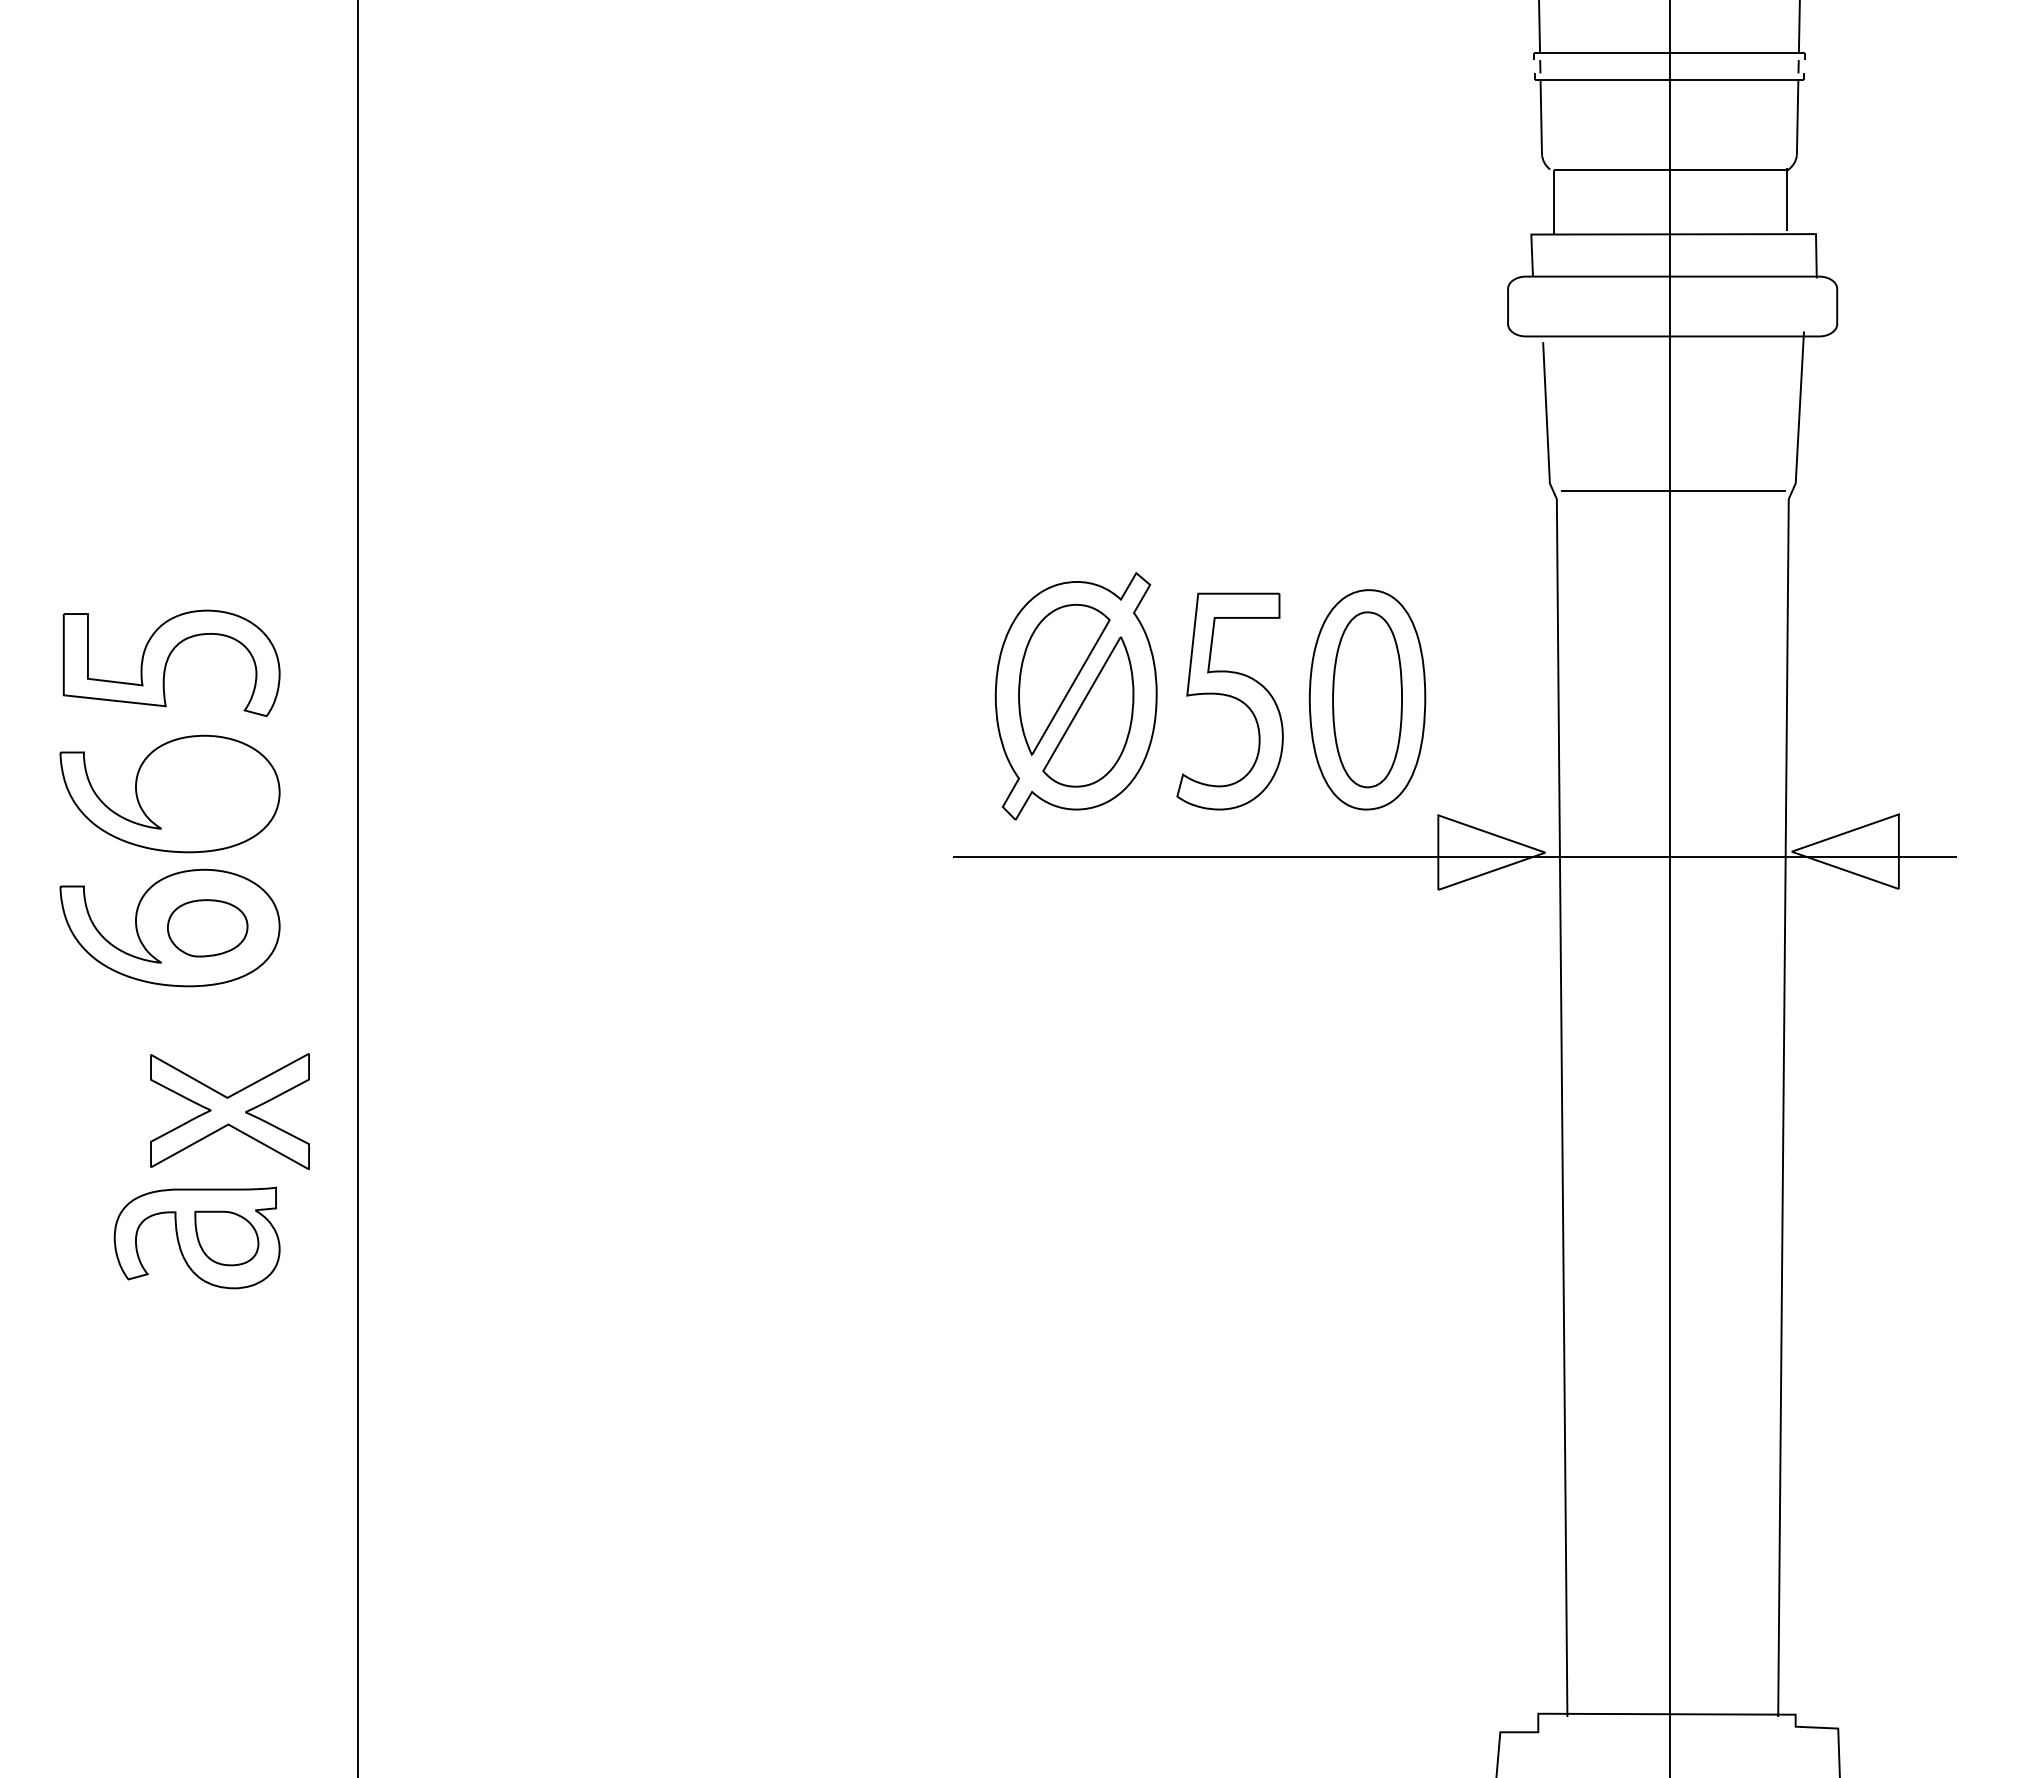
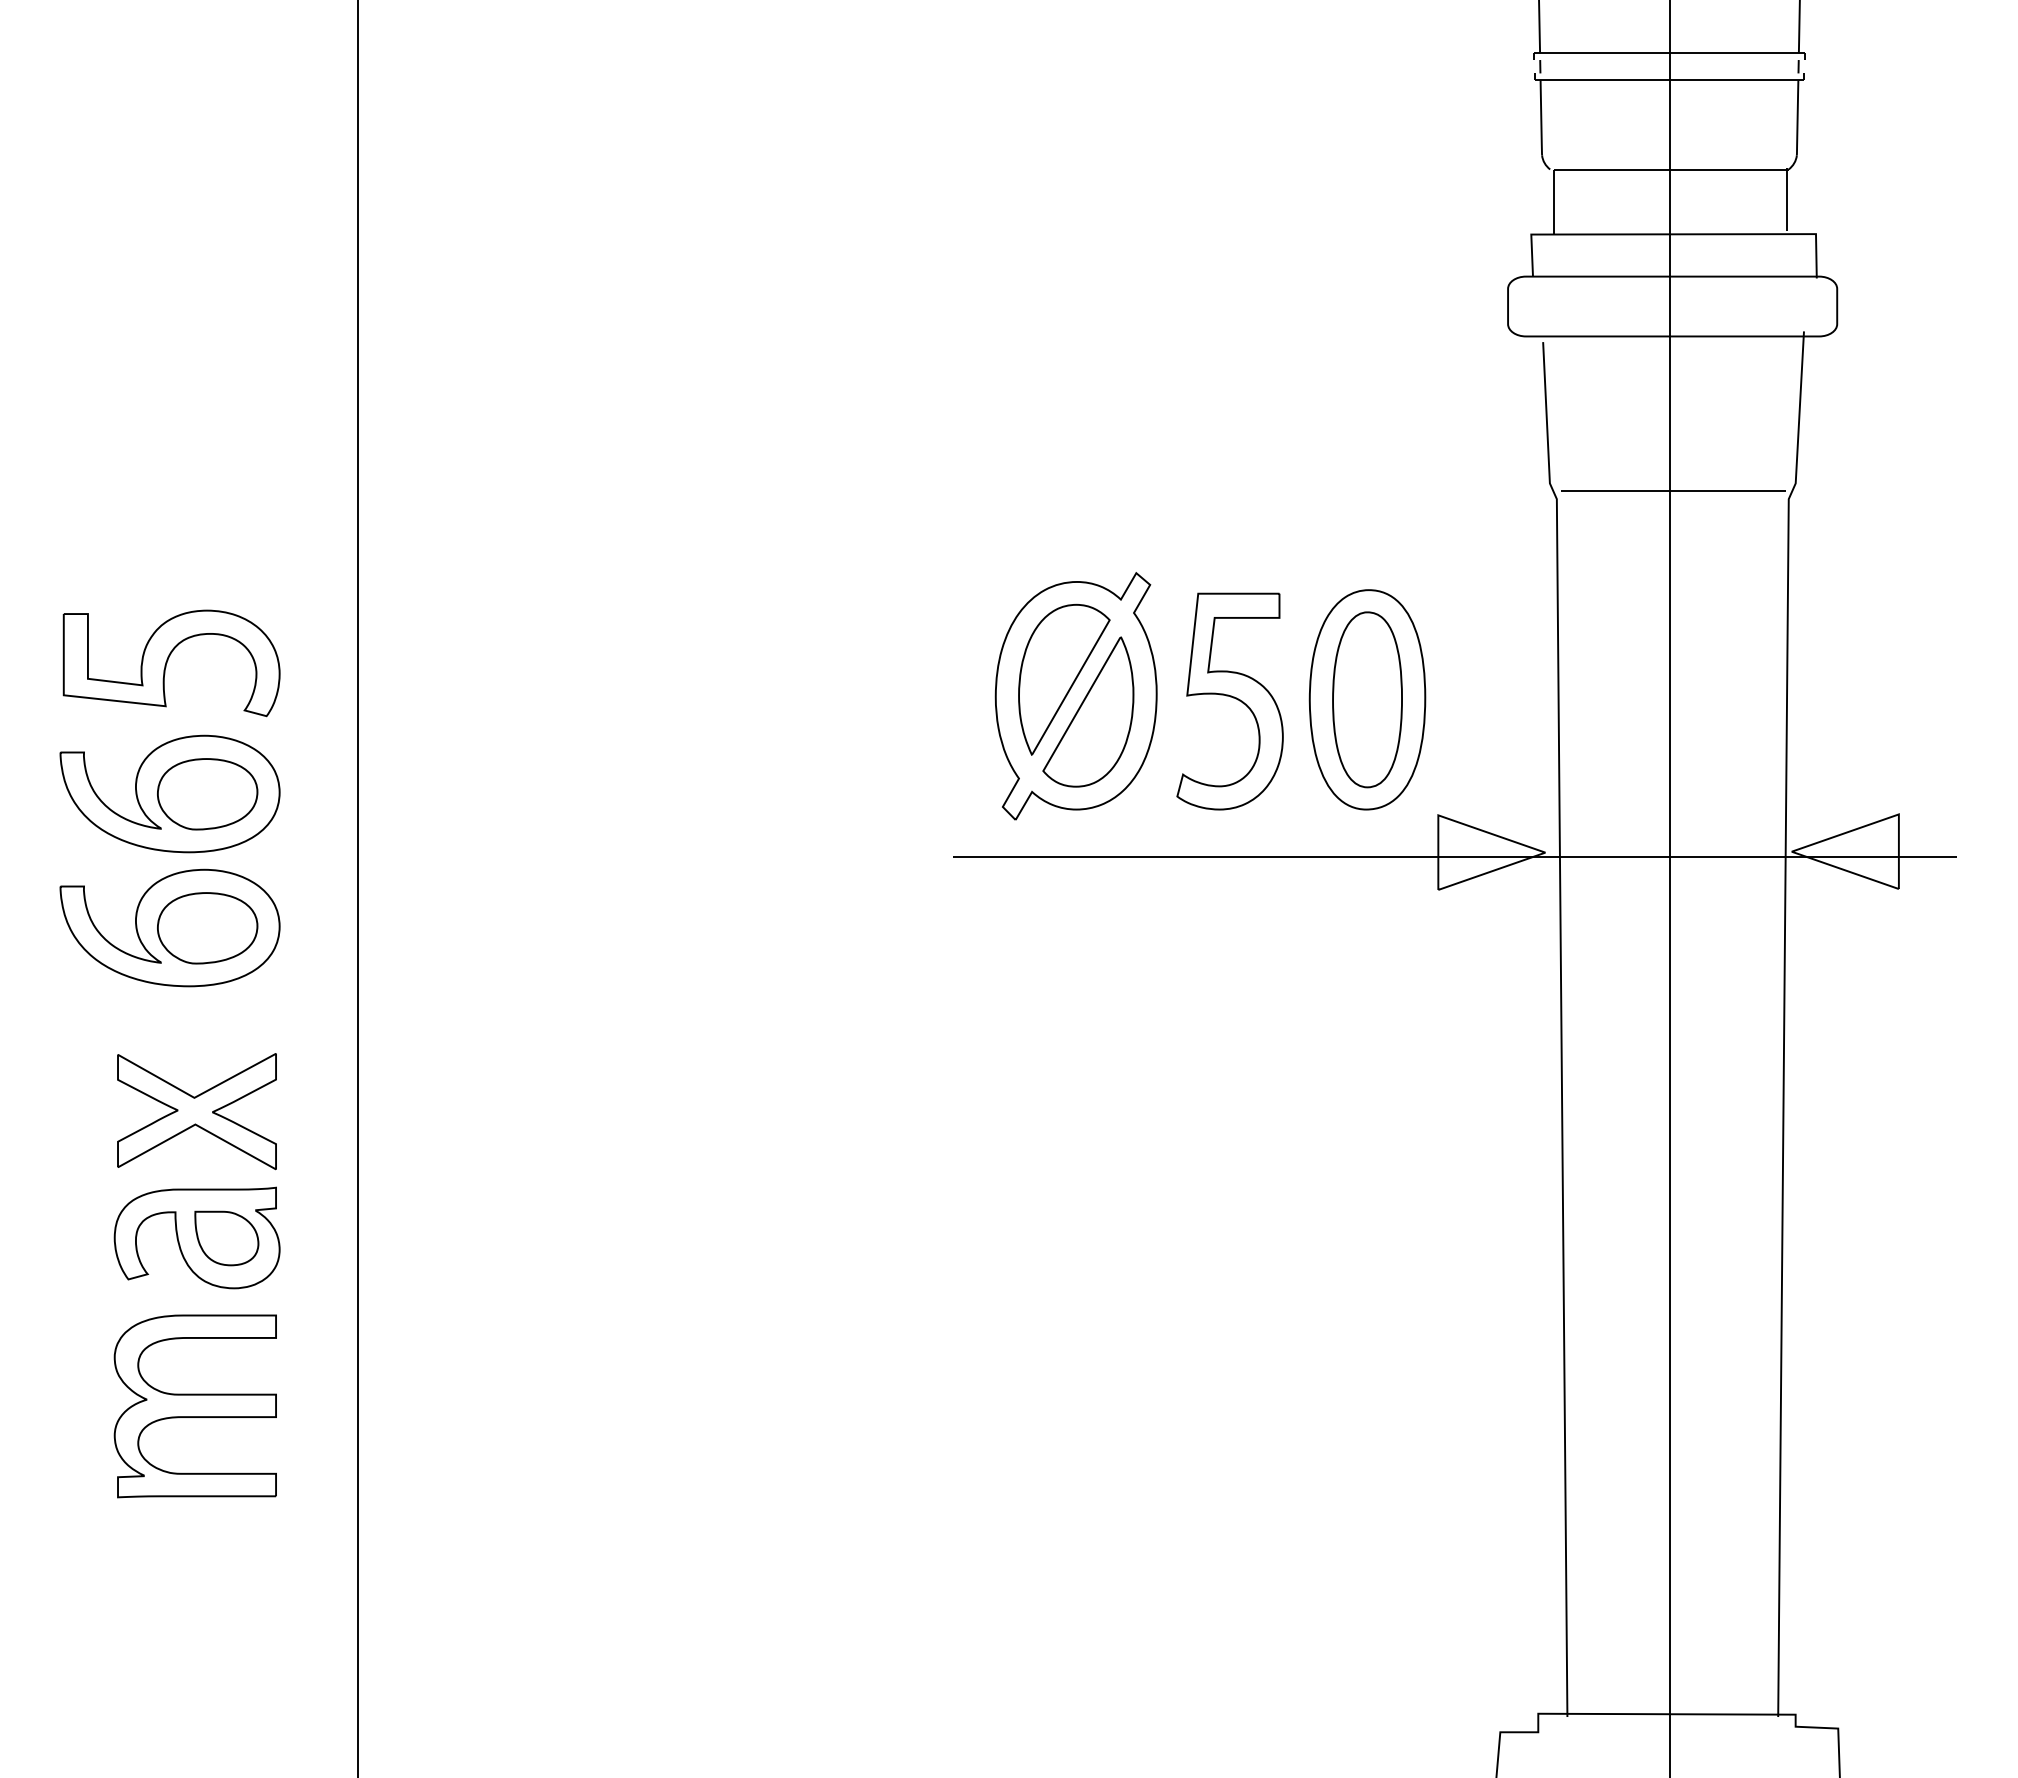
part: none -> present (207, 794)
part size: 82x59 px -> 102x73 px (207, 928)
part position: (229, 1111) -> (196, 1111) (196, 1111)
part: none -> present (194, 1406)
